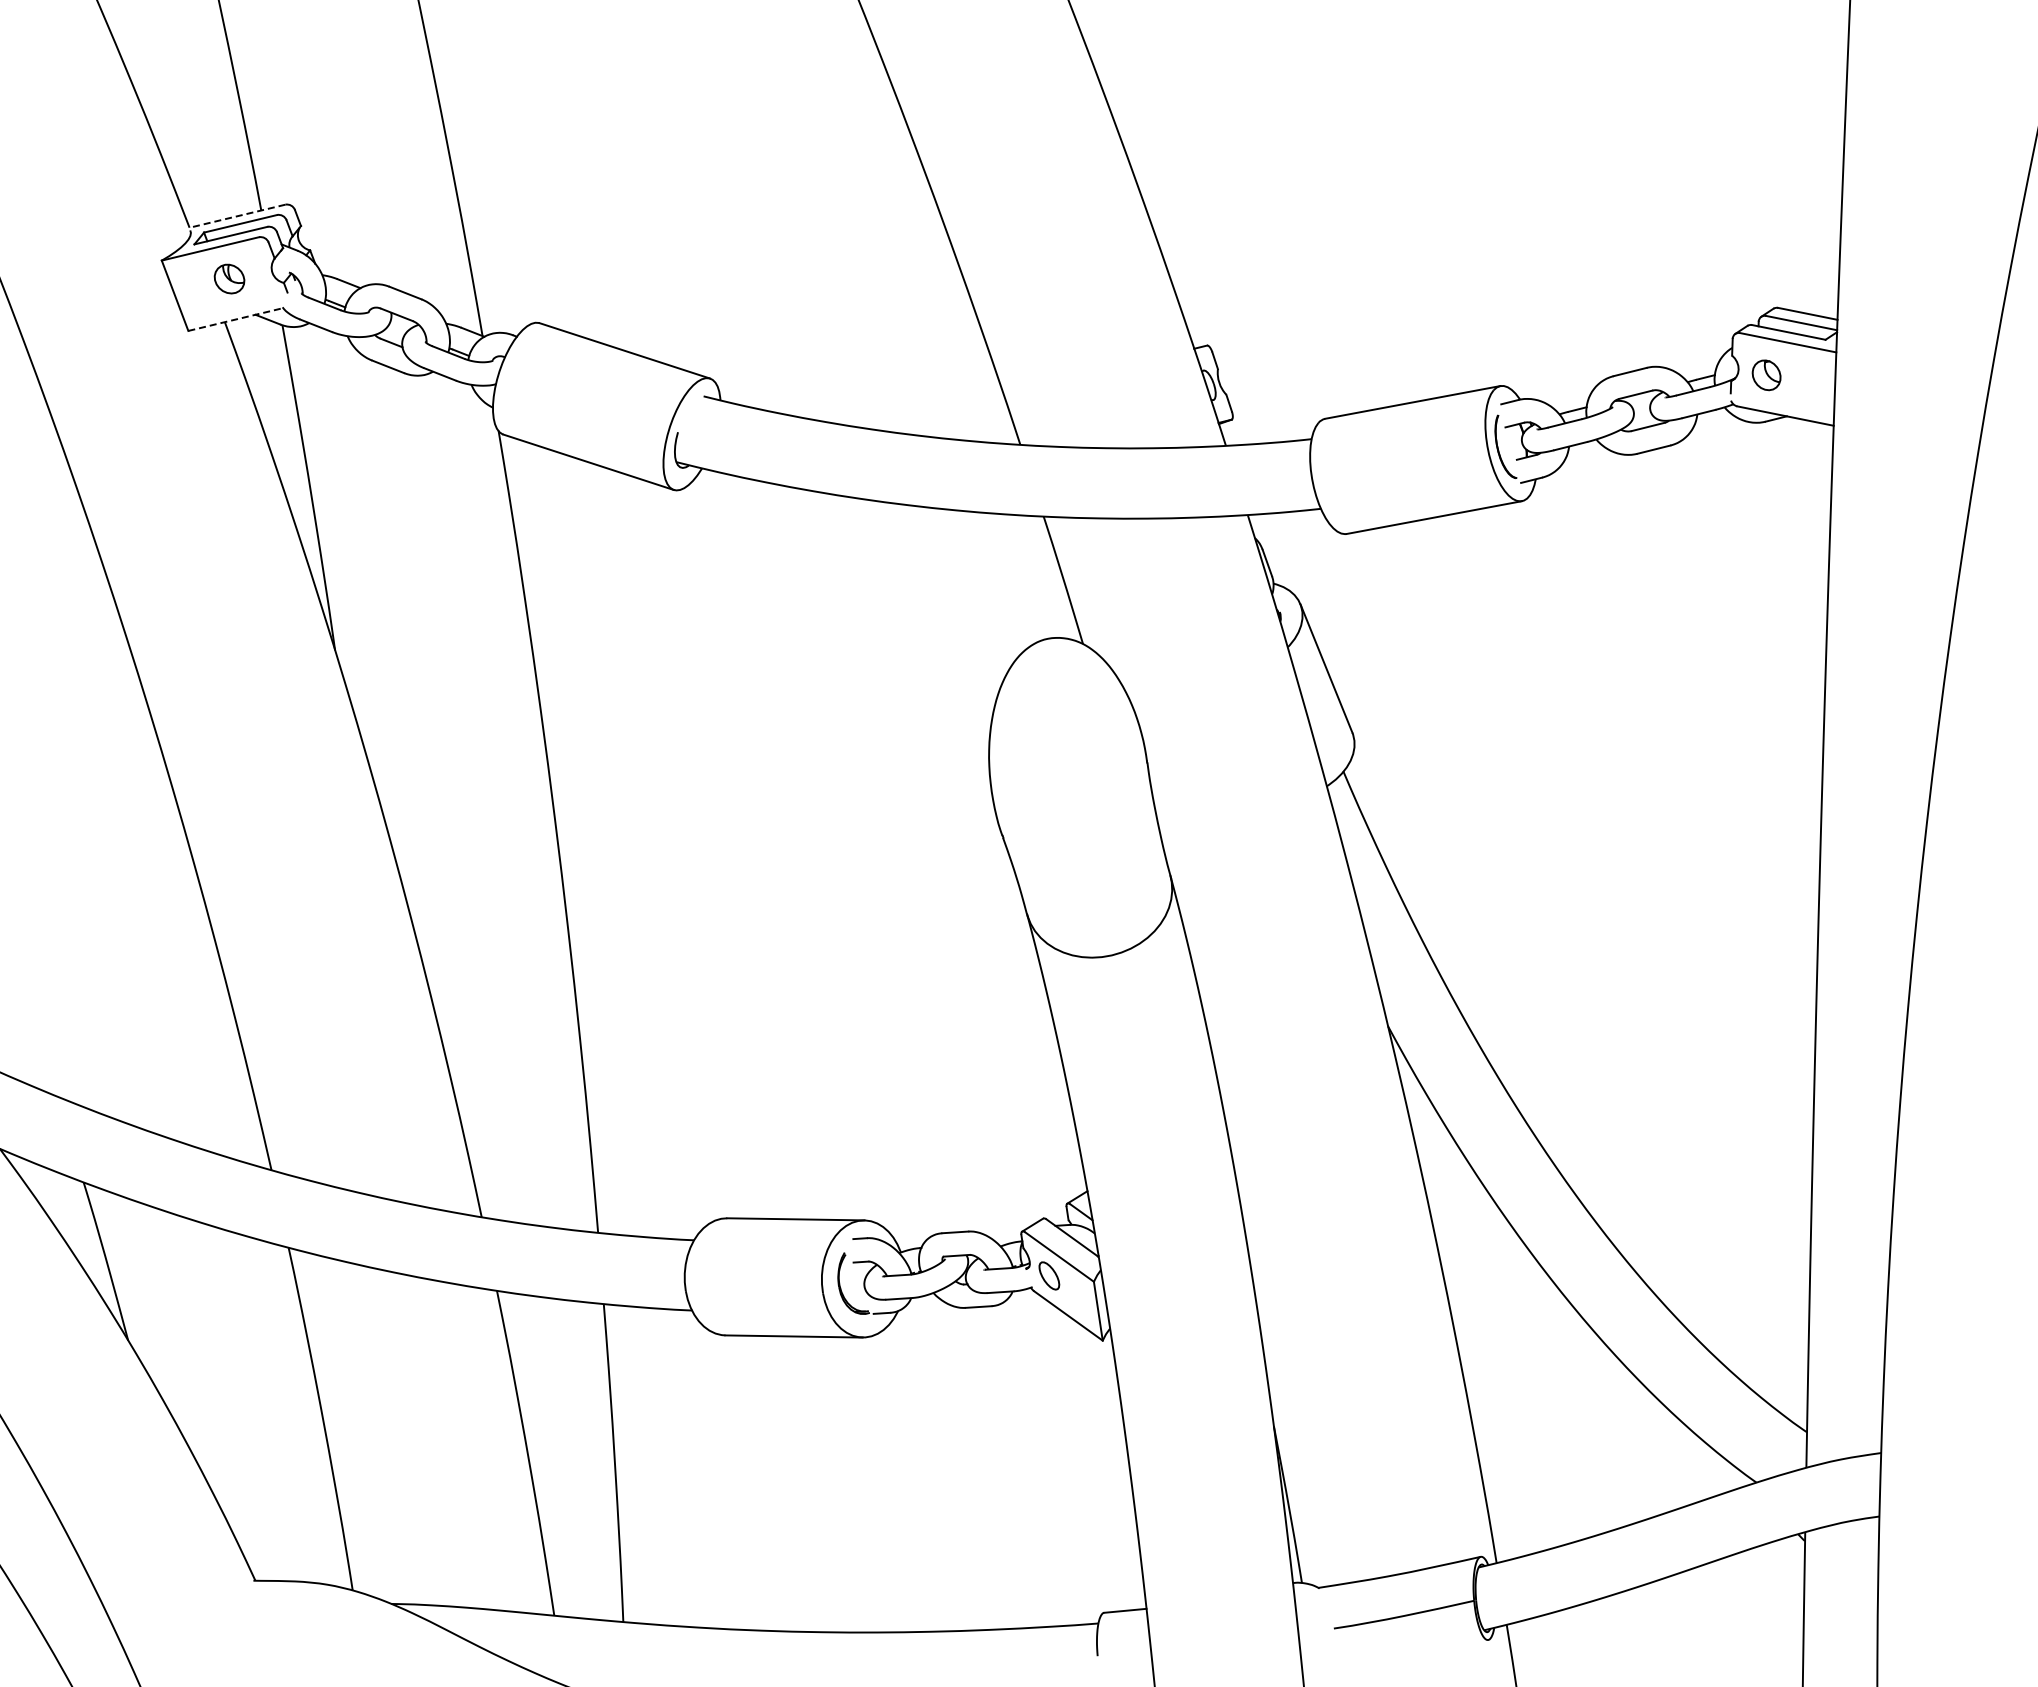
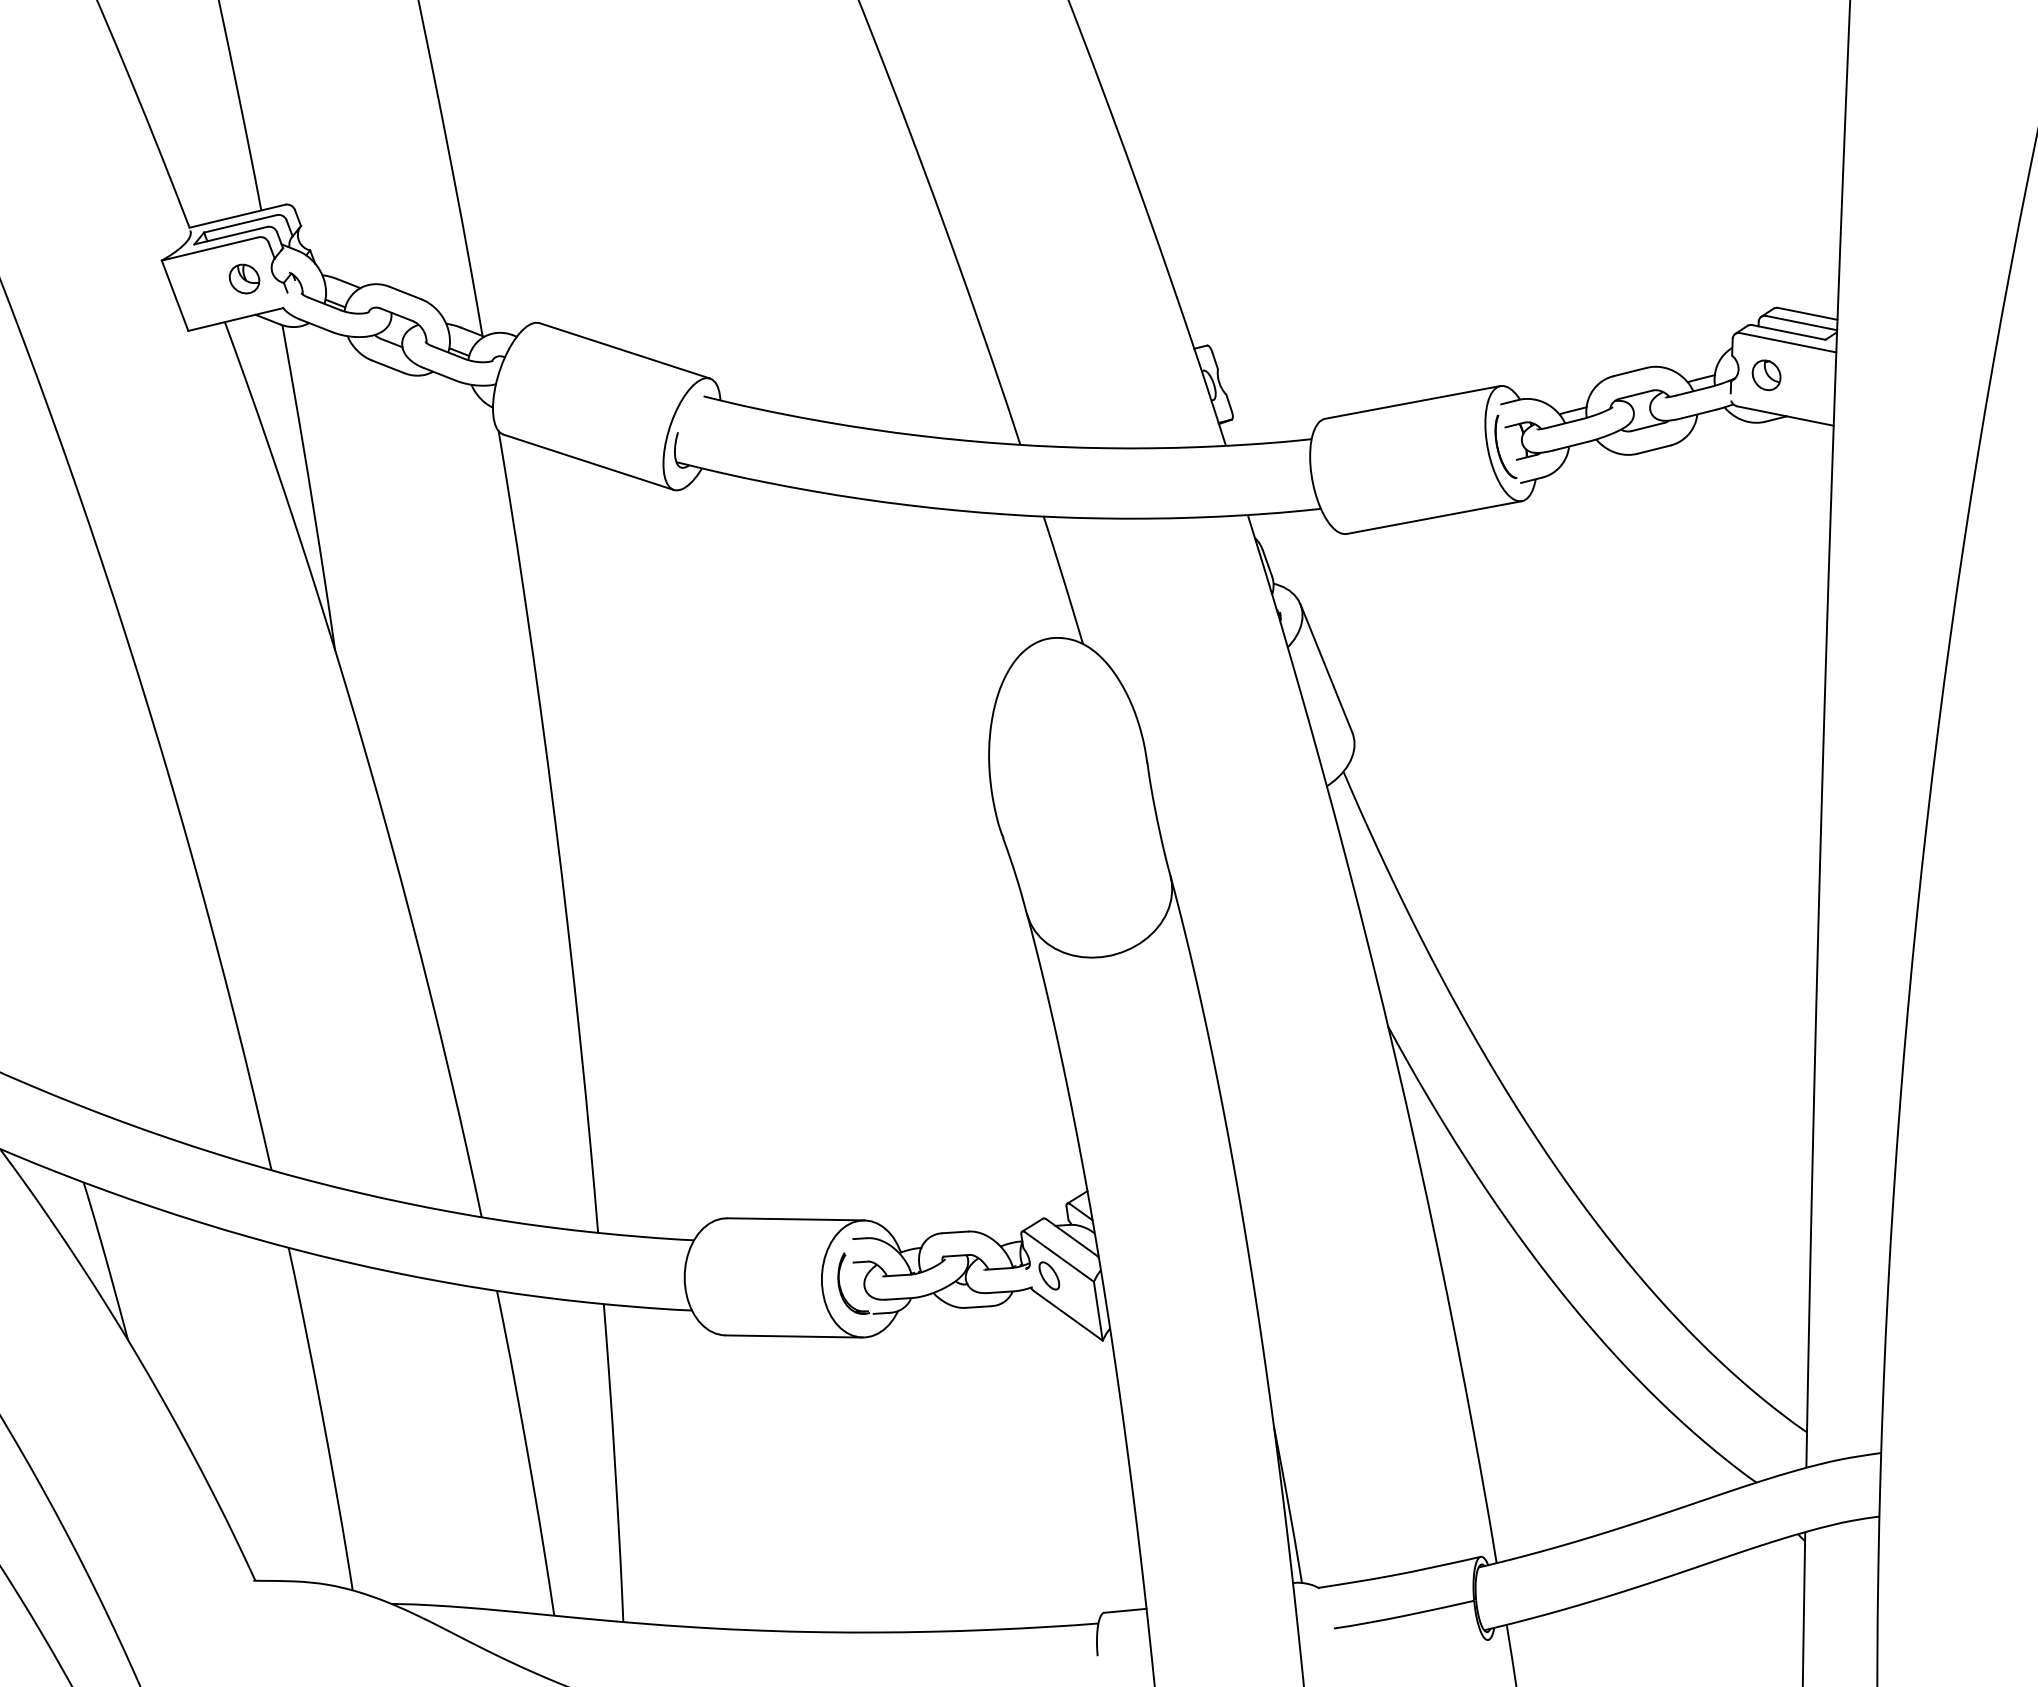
line: dashed -> solid (237, 216)
part position: (229, 278) -> (244, 278) (244, 278)
line: dashed -> solid (235, 319)
